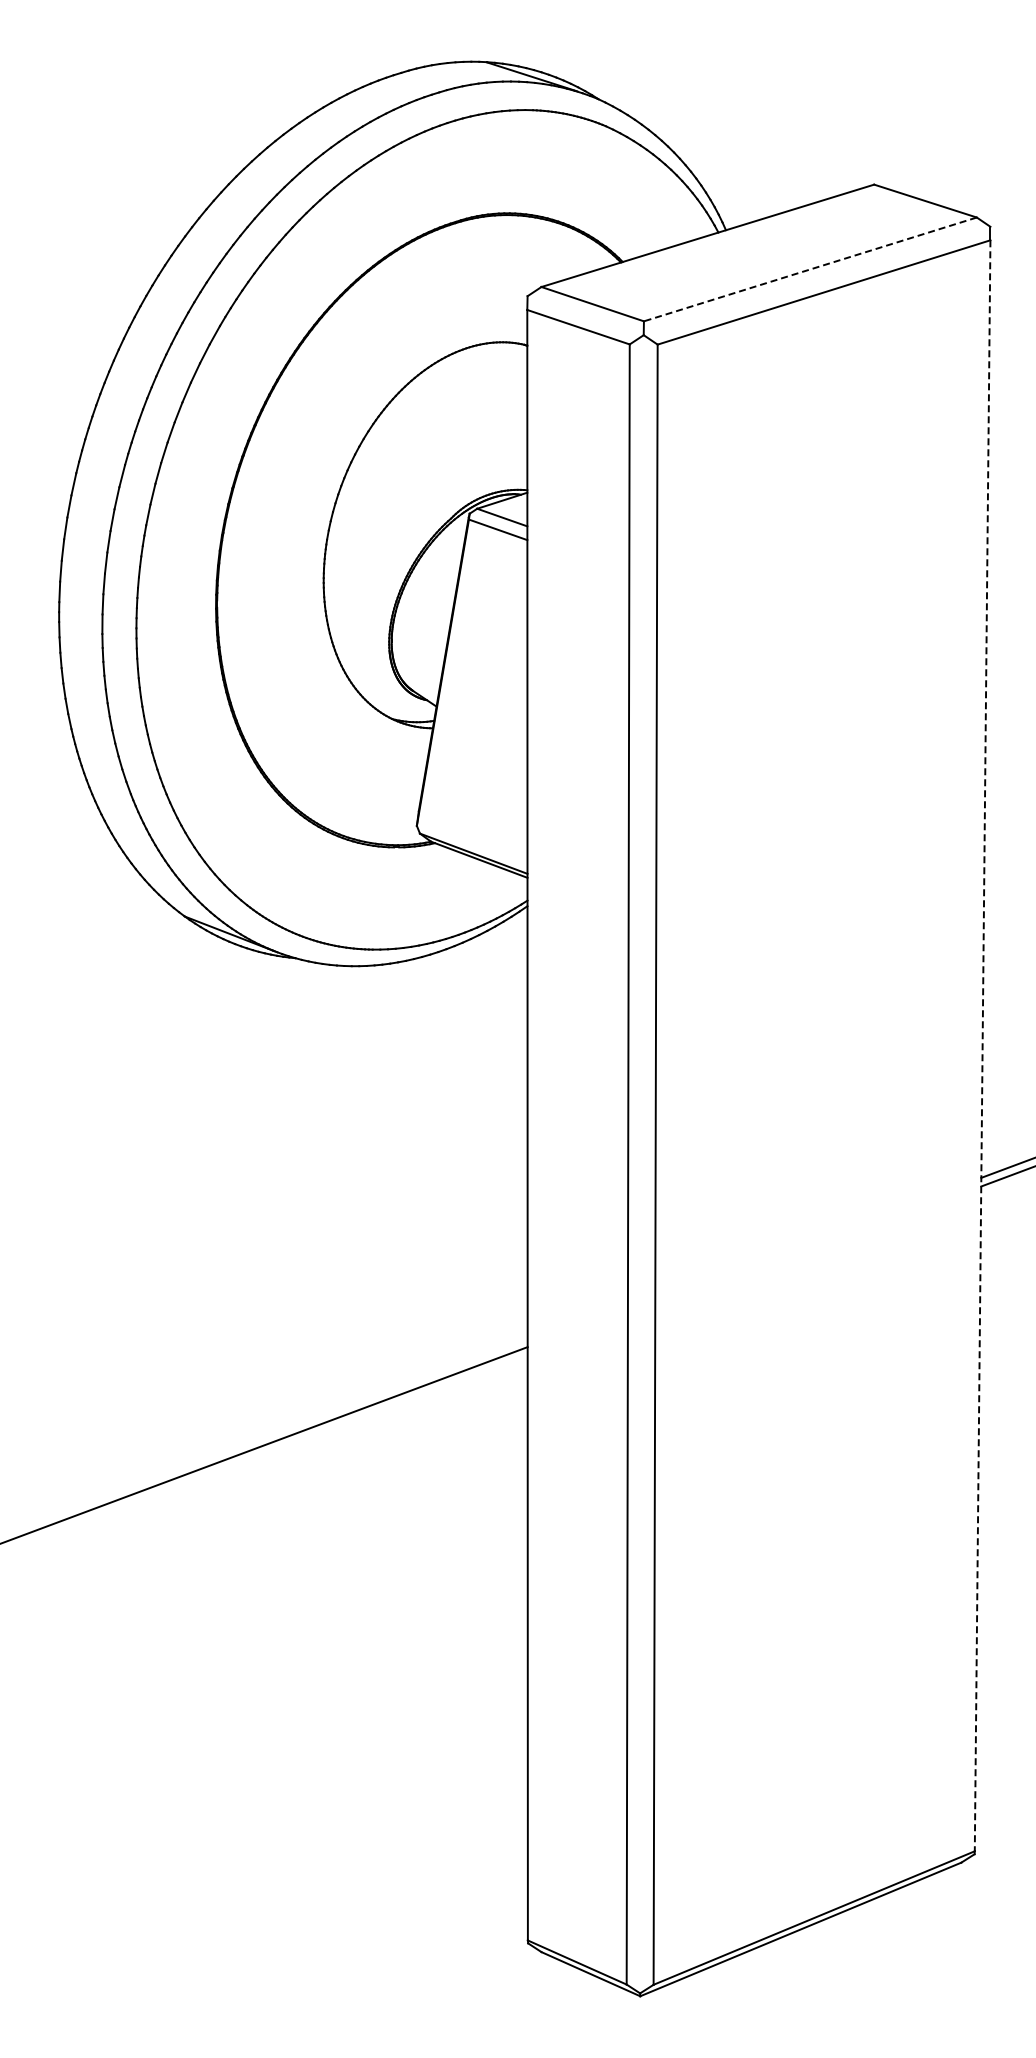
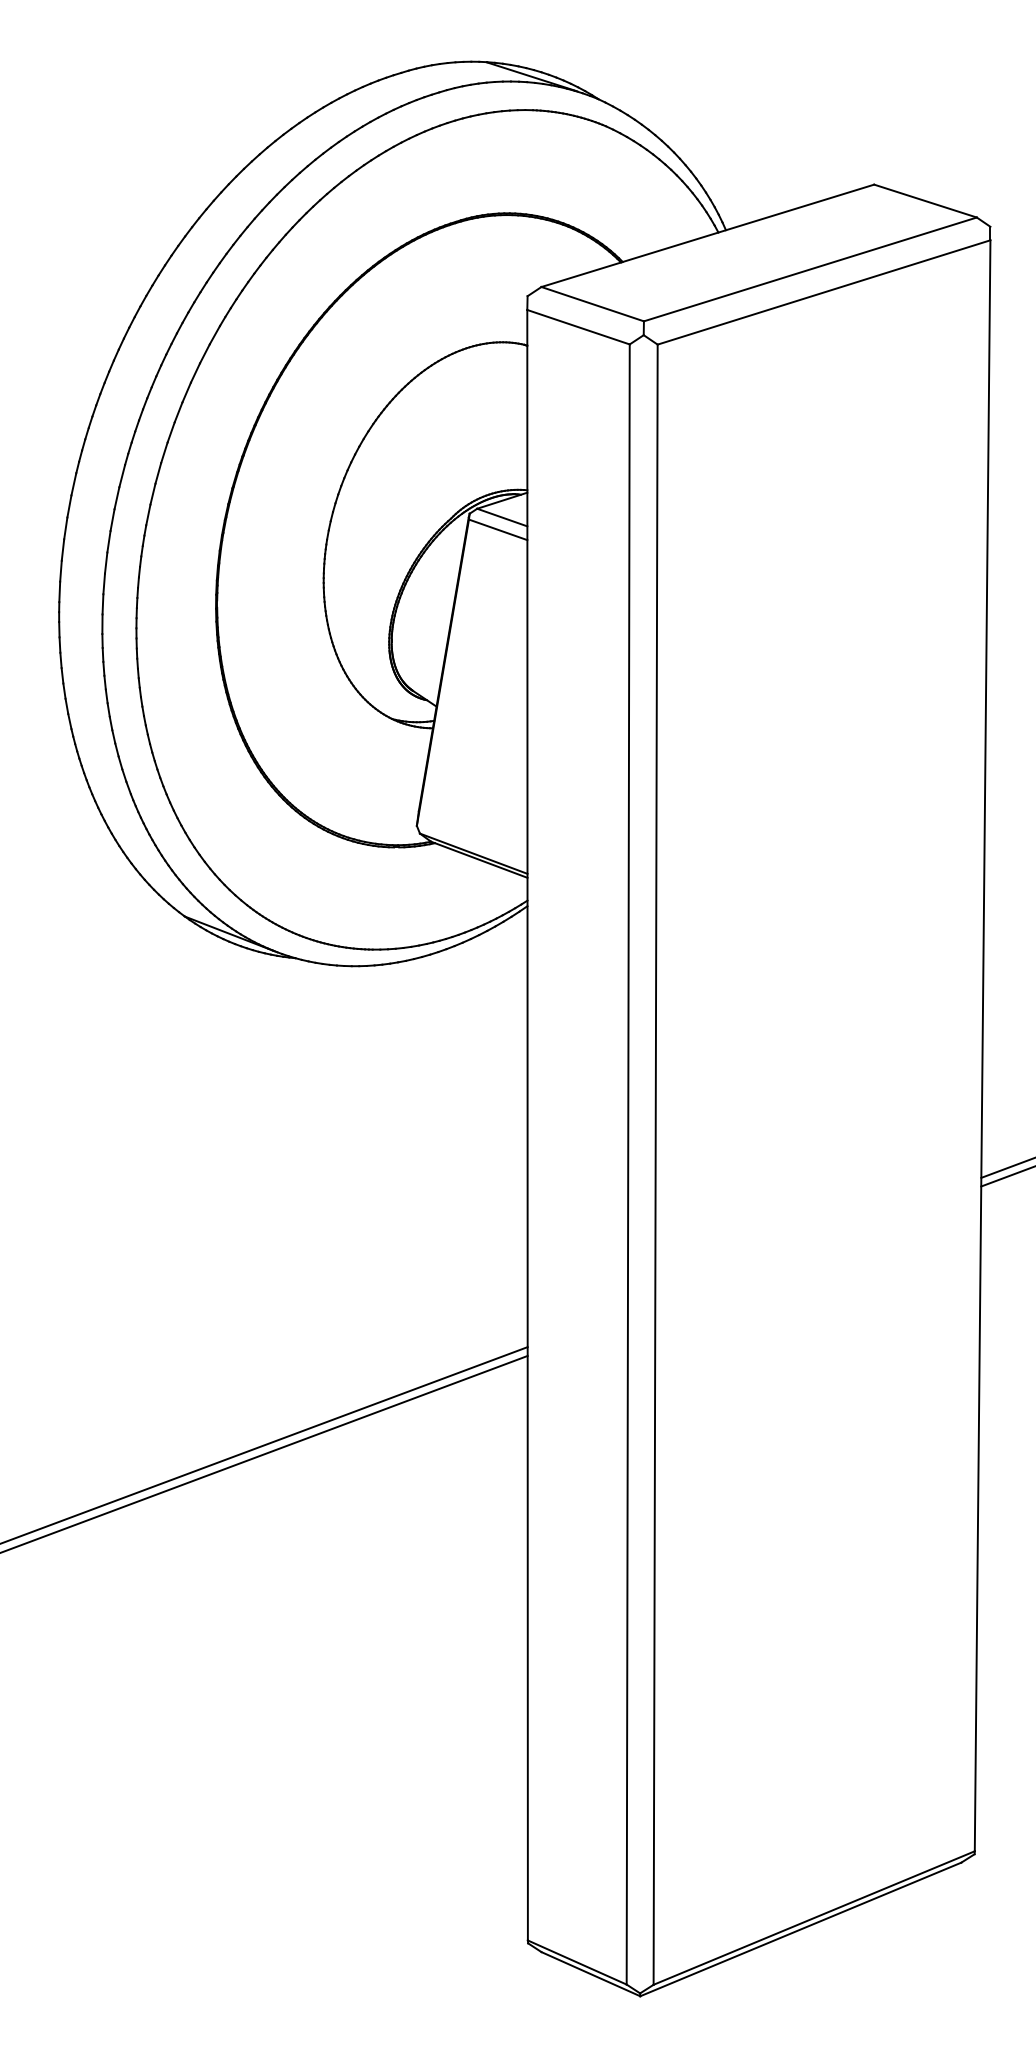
line: dashed -> solid (809, 269)
line: dashed -> solid (982, 1045)
line: none -> present (264, 1453)
